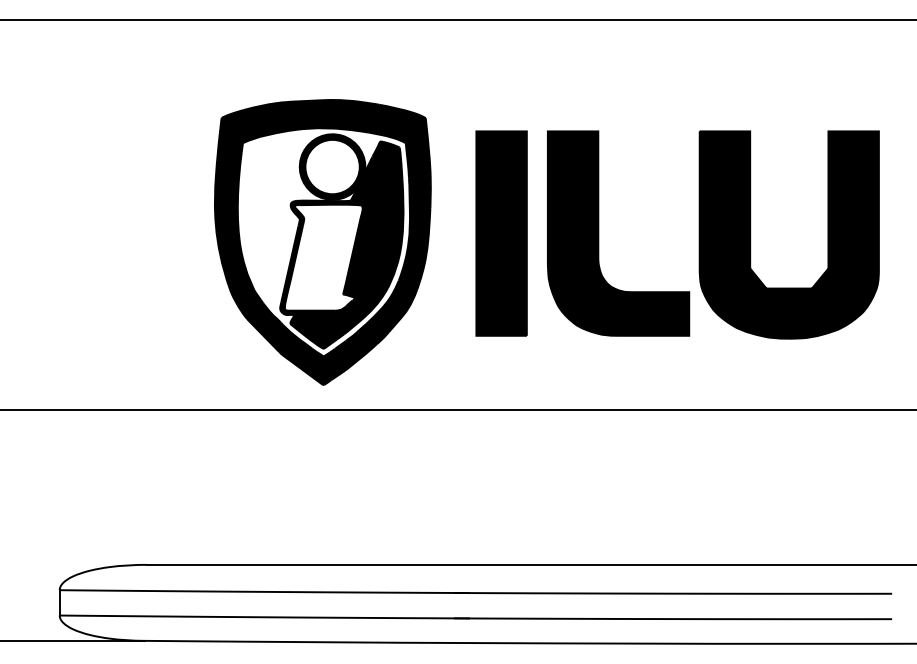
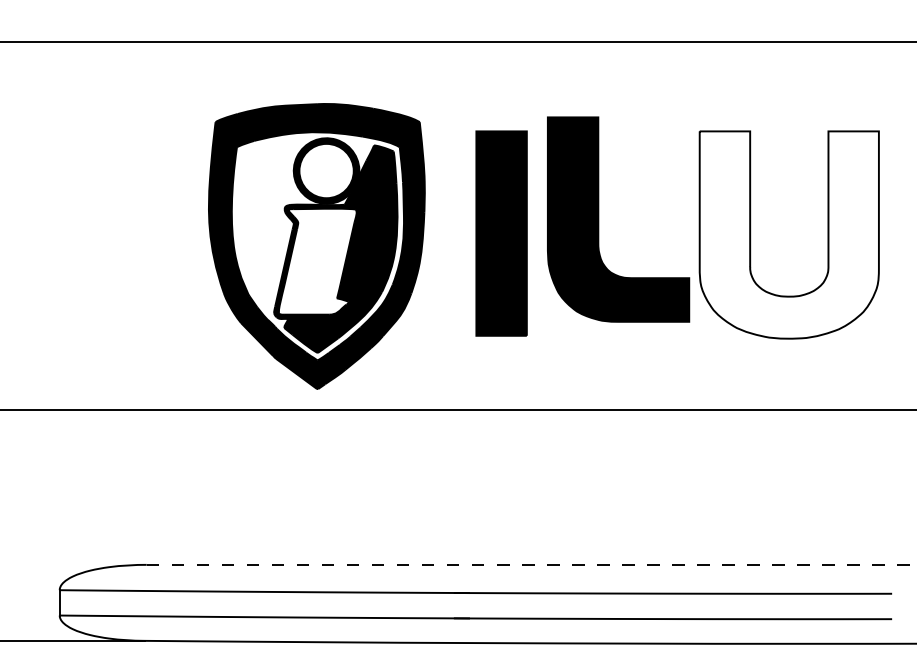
line position: (457, 20) -> (457, 42) (457, 42)
part position: (599, 233) -> (599, 219) (599, 219)
fill: present -> none (788, 234)
part position: (322, 242) -> (316, 246) (316, 246)
line: solid -> dashed (531, 564)
